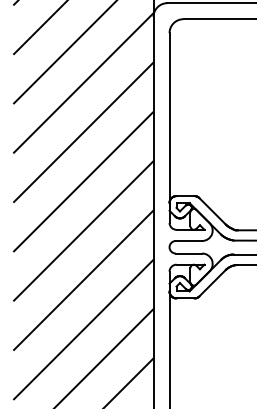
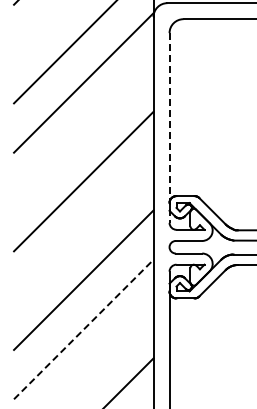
line: present -> none (39, 28)
line: solid -> dashed (169, 128)
line: present -> none (83, 132)
line: present -> none (83, 230)
line: solid -> dashed (83, 329)
line: present -> none (105, 357)
